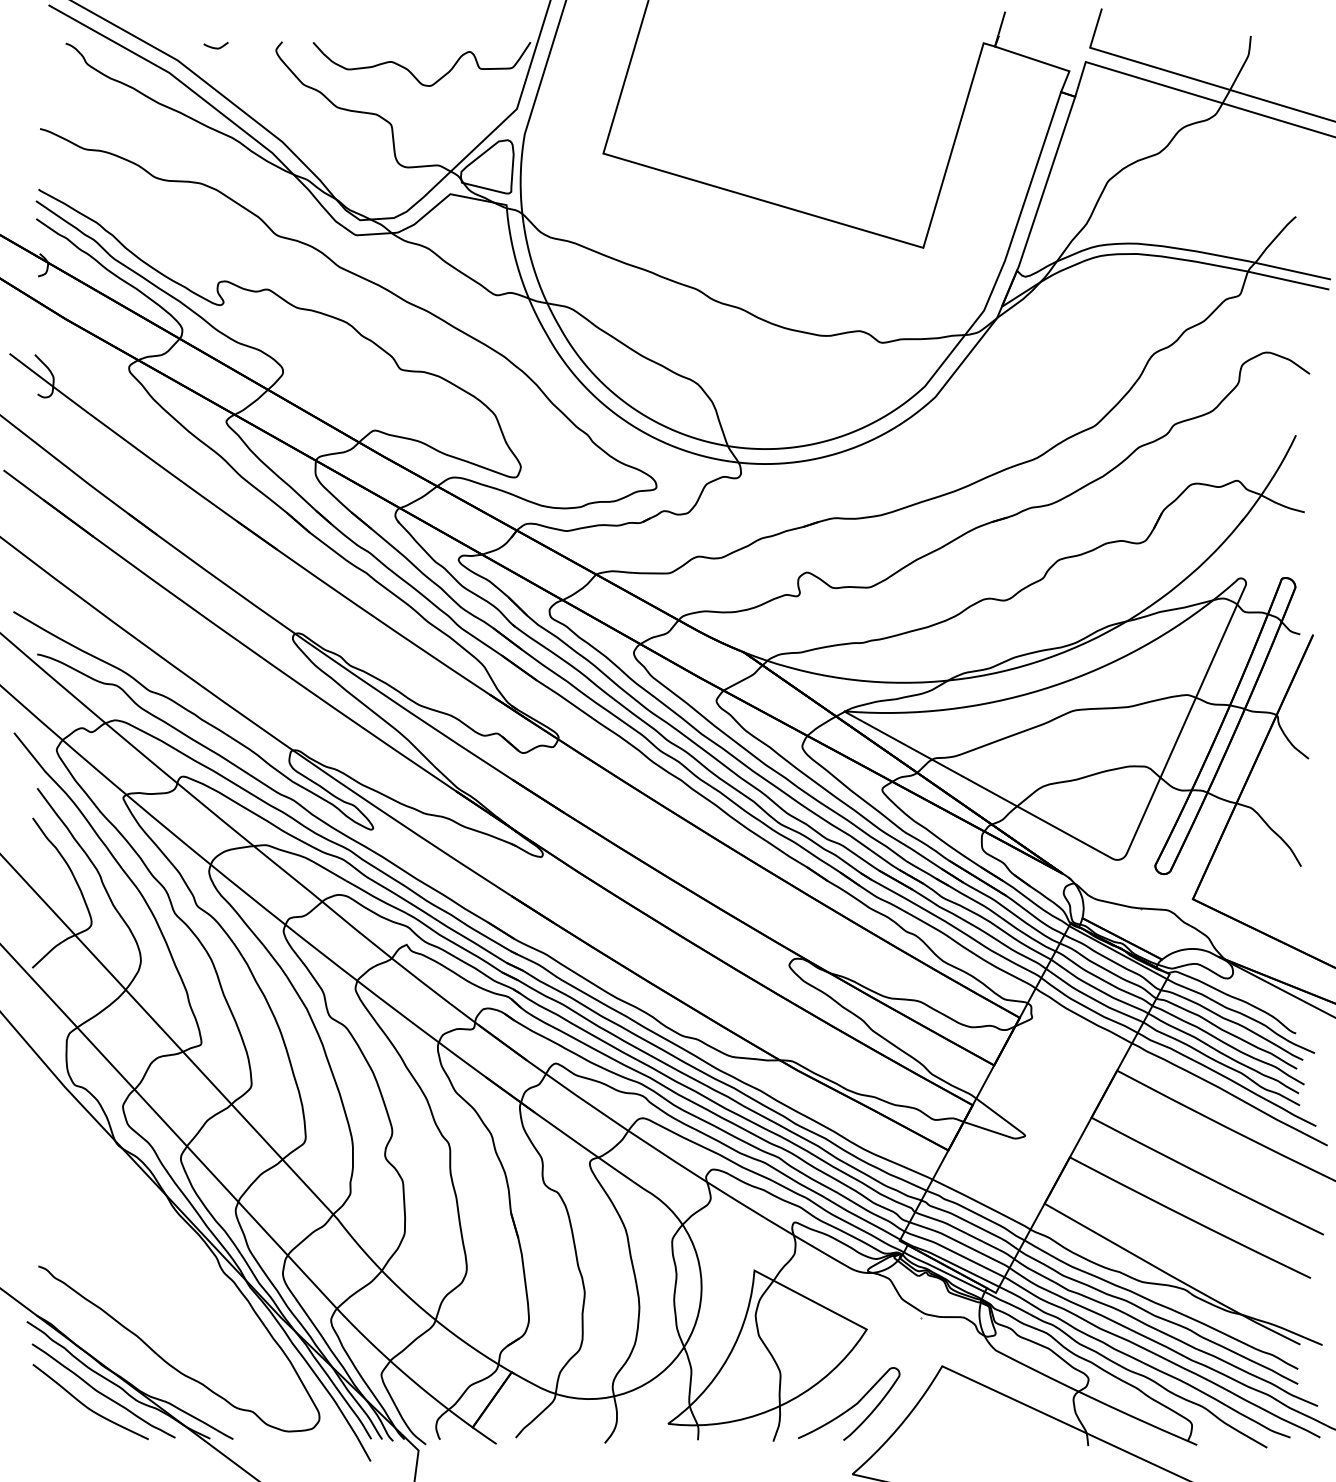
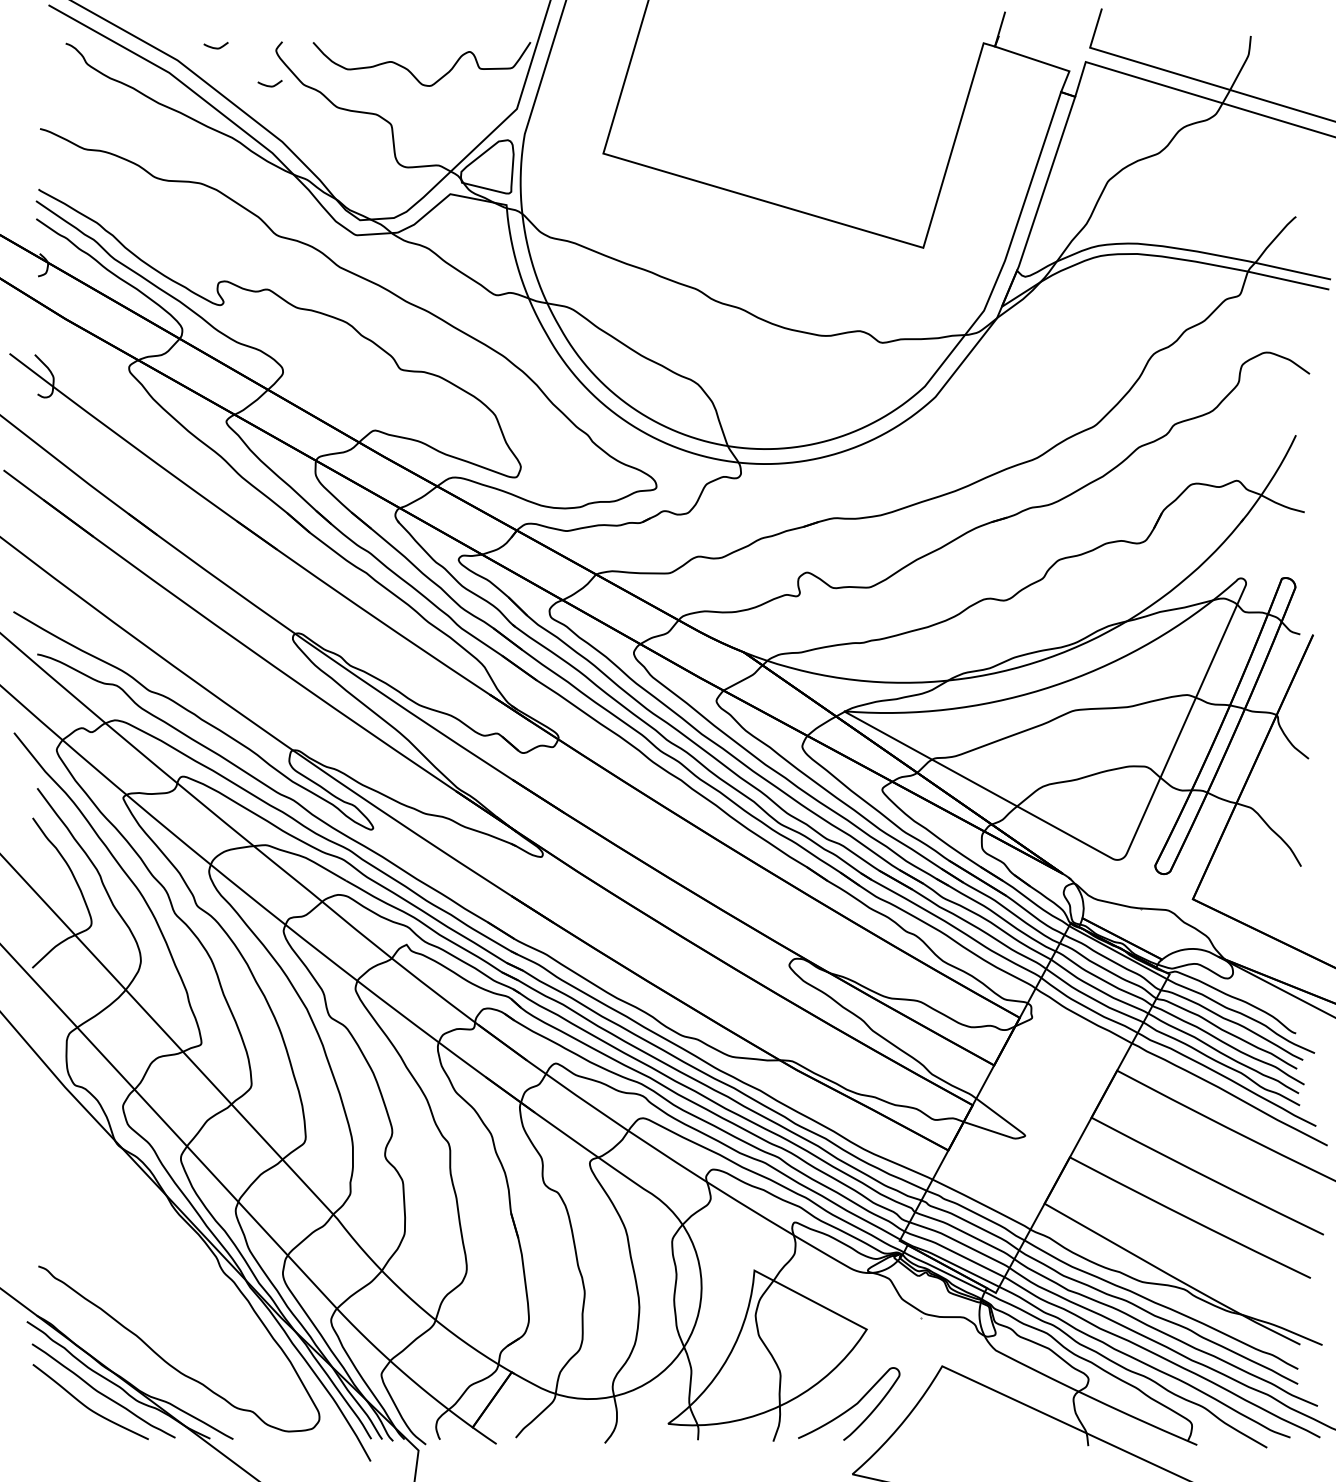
curve: none -> present (269, 85)
